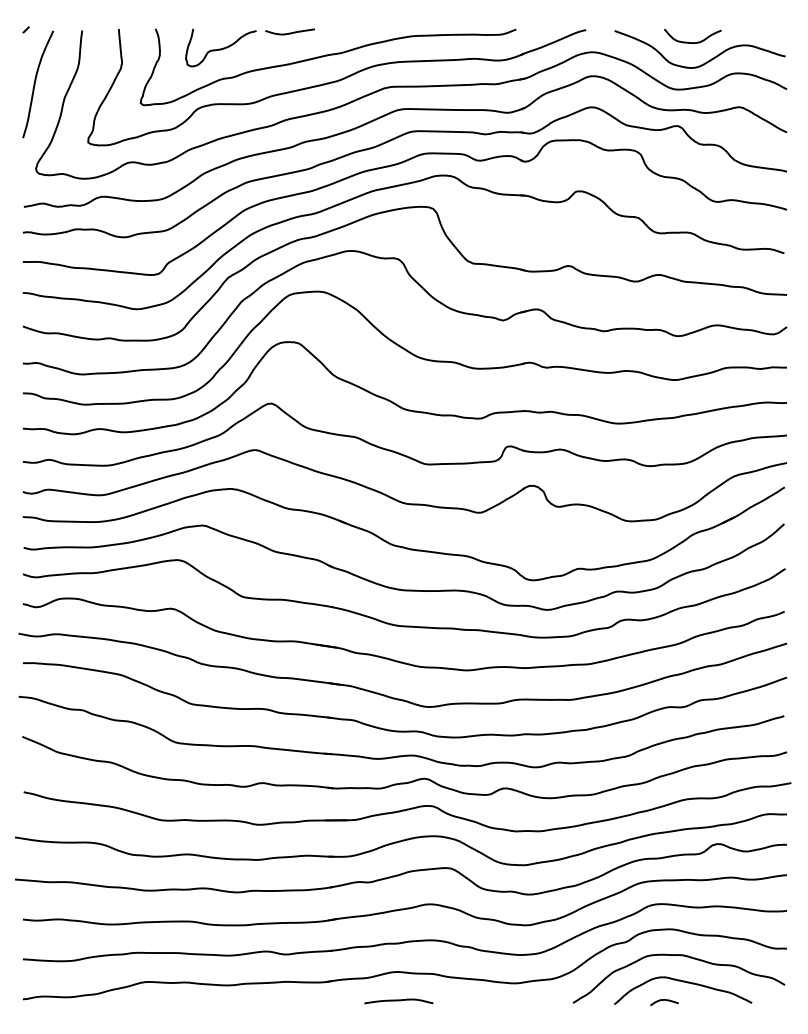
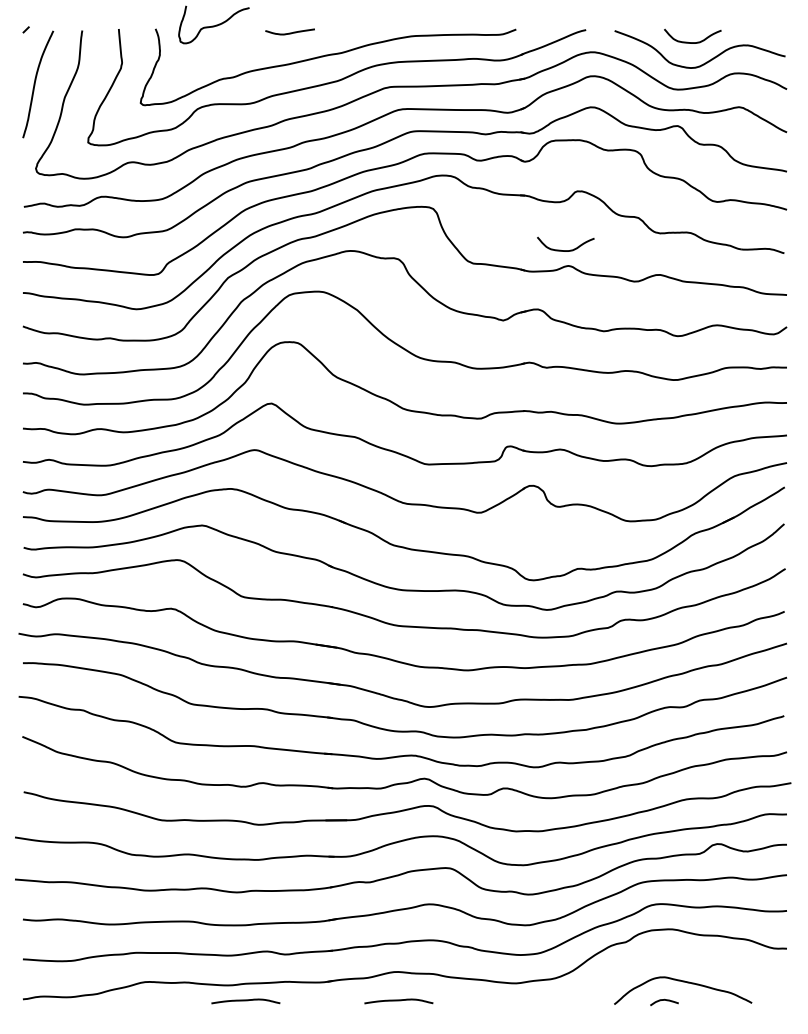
curve position: (220, 48) -> (213, 25) (213, 25)
curve: none -> present (565, 250)
curve: present -> none (681, 956)
curve: none -> present (245, 1001)
